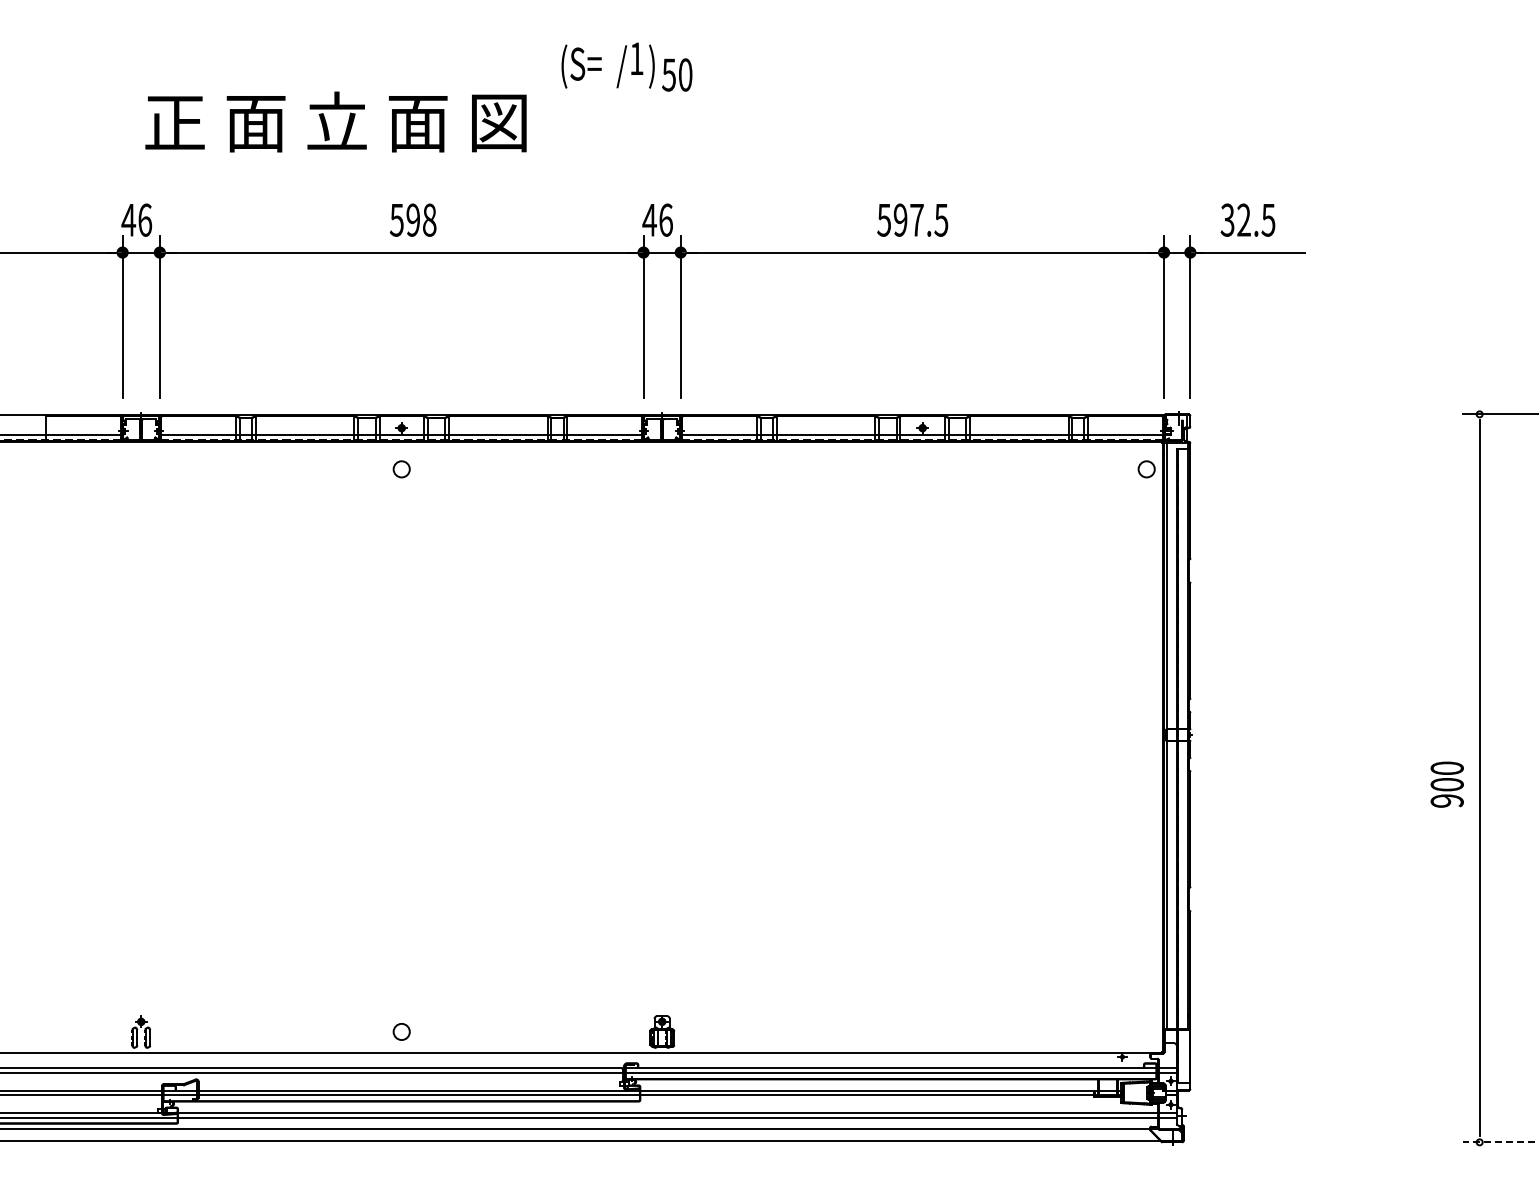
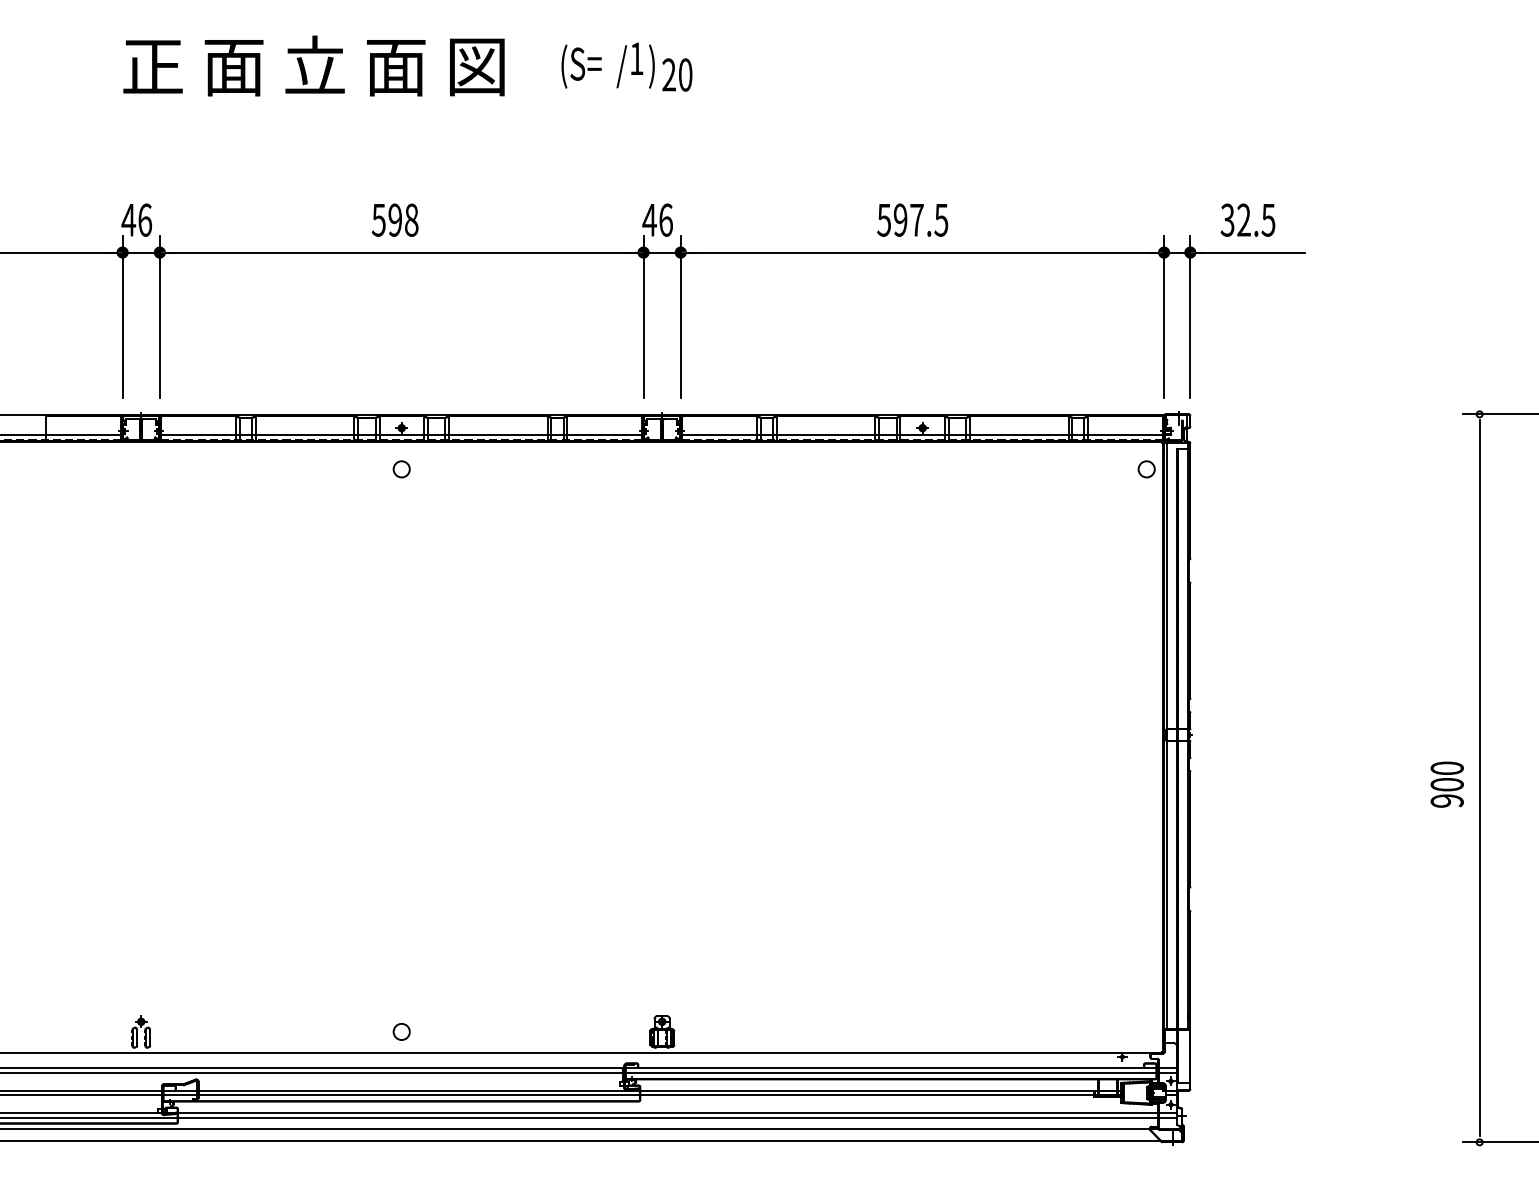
text: 50 -> 20 (668, 74)
text position: (335, 121) -> (313, 65) (313, 65)
text position: (412, 219) -> (394, 219) (394, 219)
line: dashed -> solid (1500, 1142)
